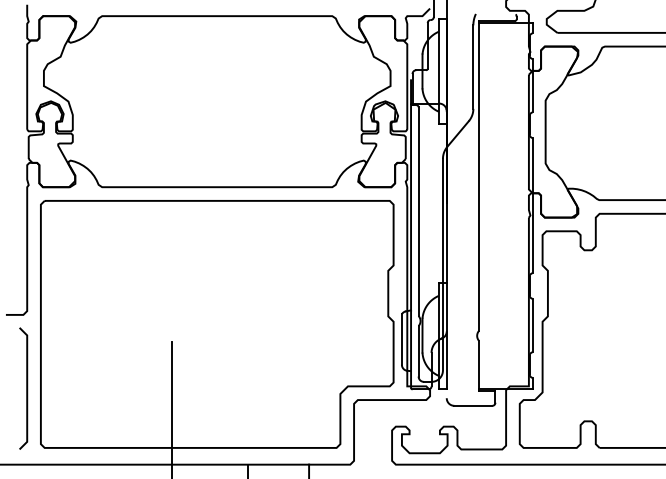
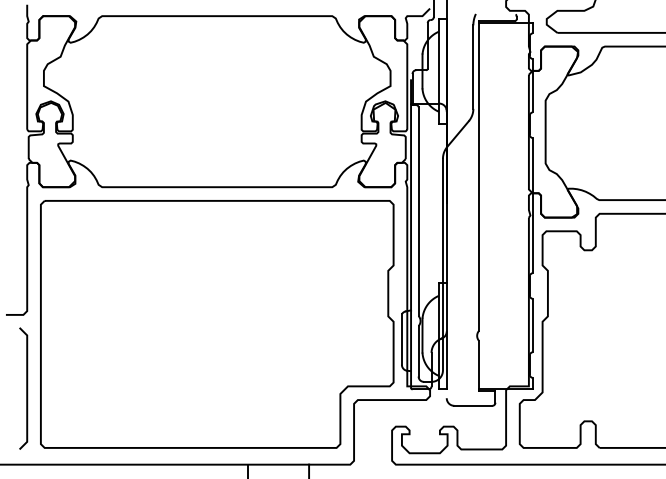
line: present -> none (172, 408)
